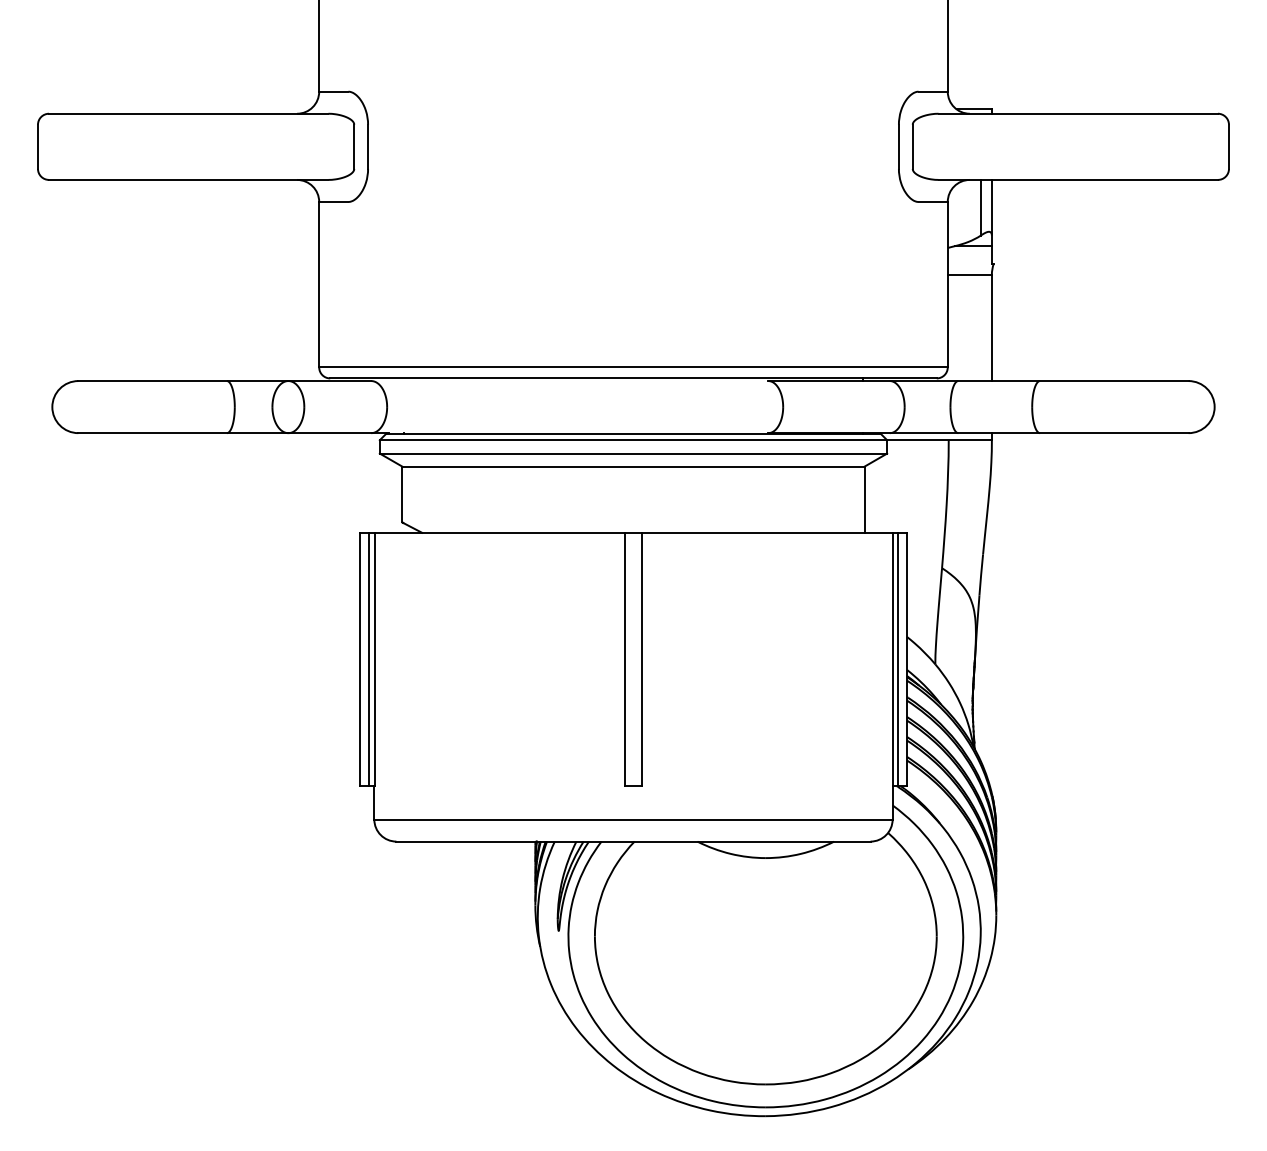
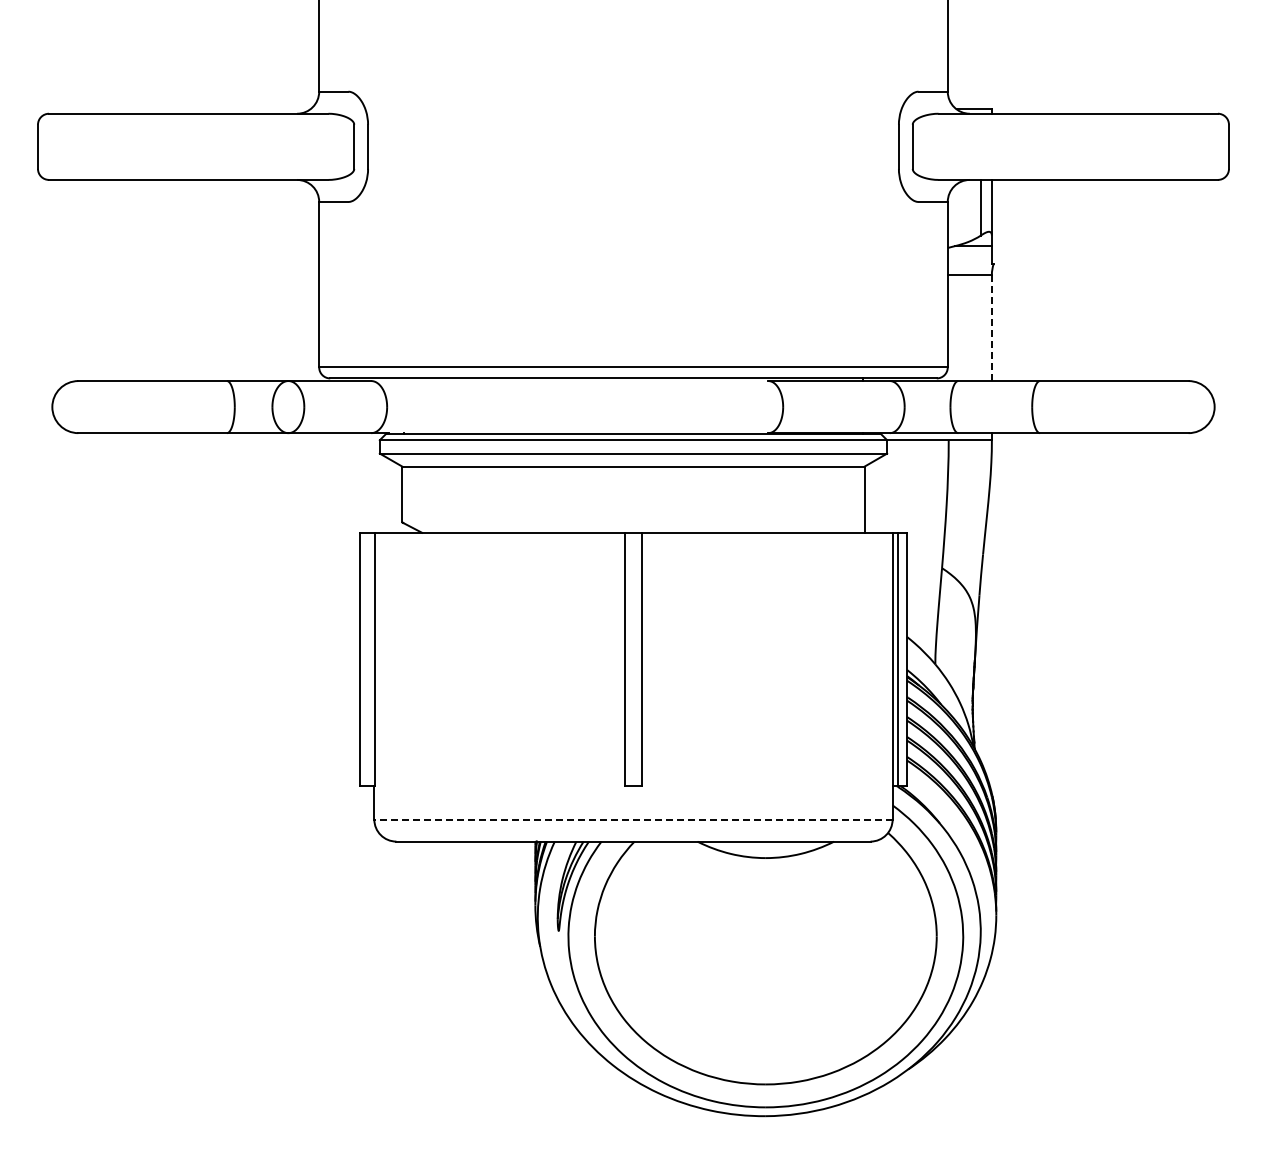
line: solid -> dashed (991, 327)
line: present -> none (368, 659)
line: solid -> dashed (632, 819)
